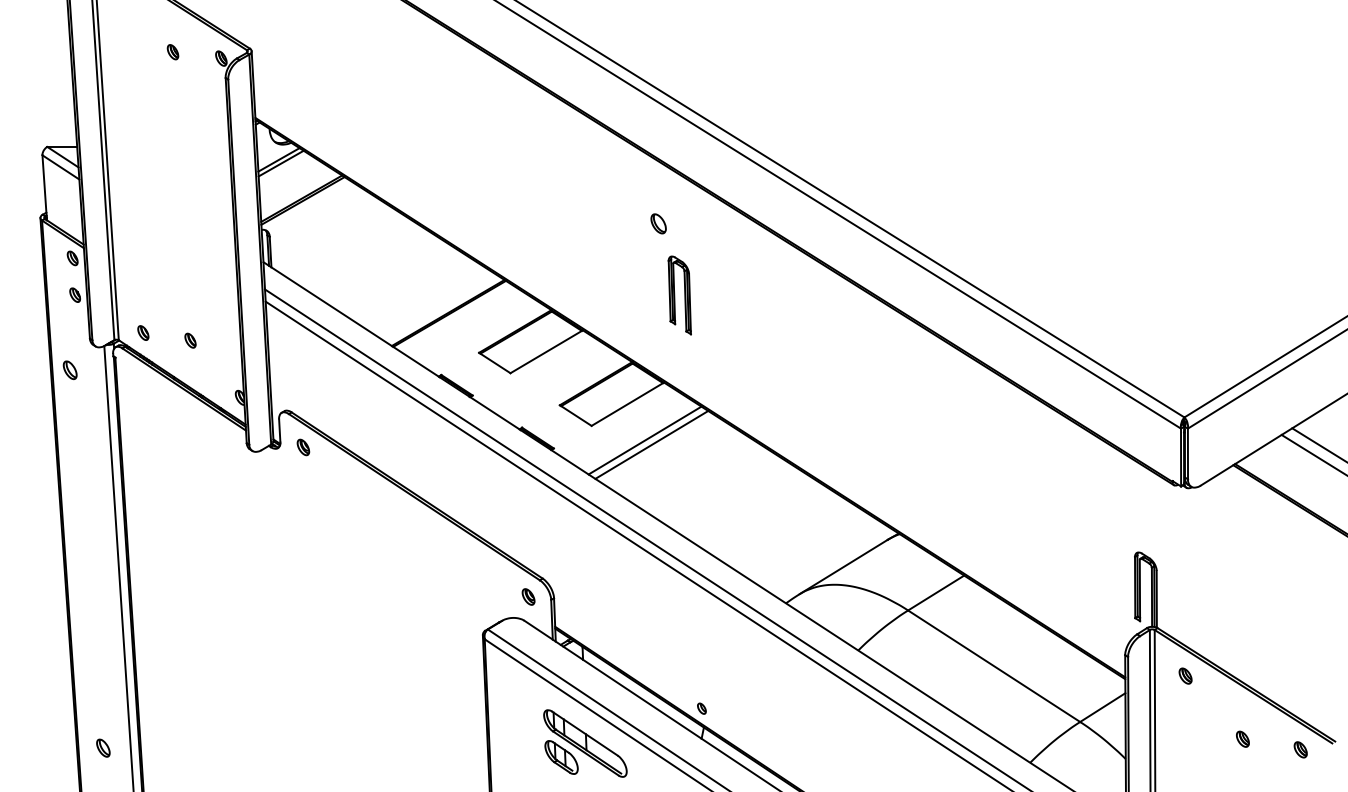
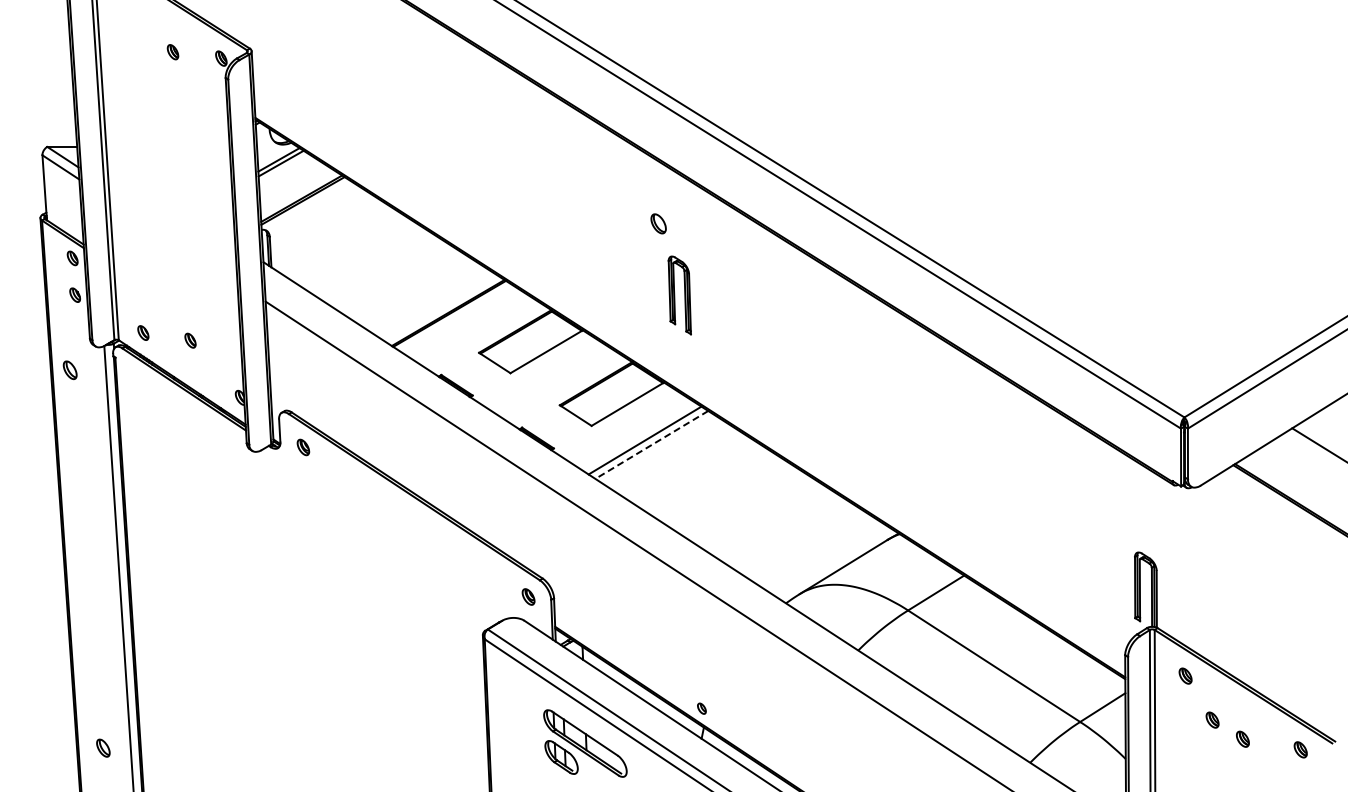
line: solid -> dashed (651, 444)
line: present -> none (1312, 454)
line: present -> none (646, 538)
part: none -> present (1212, 719)
